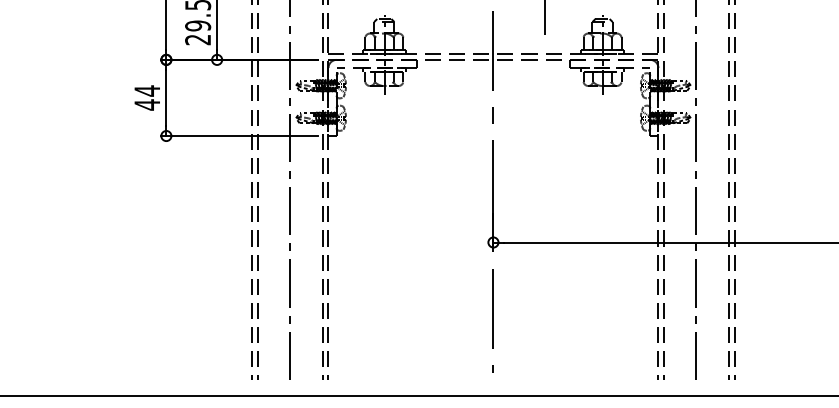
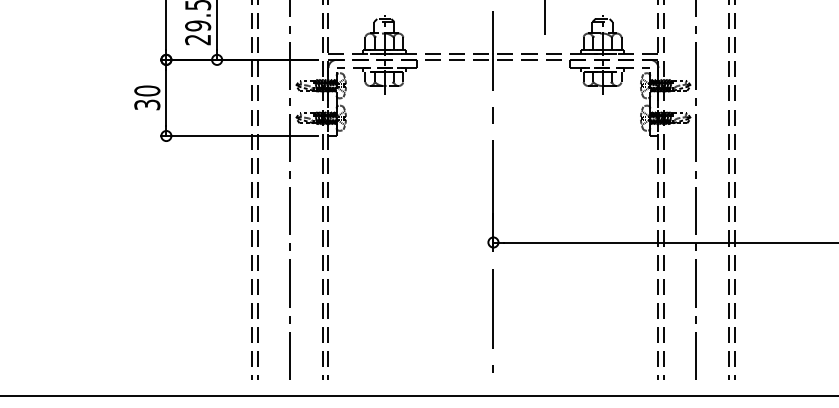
text: 44 -> 30 (147, 97)
